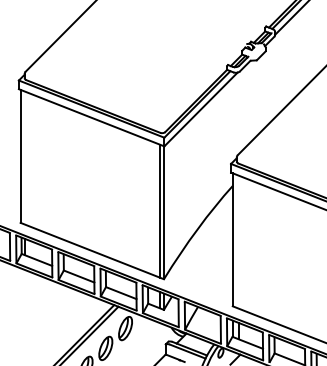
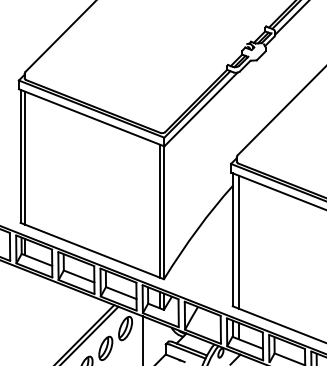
line: none -> present (24, 157)
line: none -> present (239, 241)
line: none -> present (142, 339)
